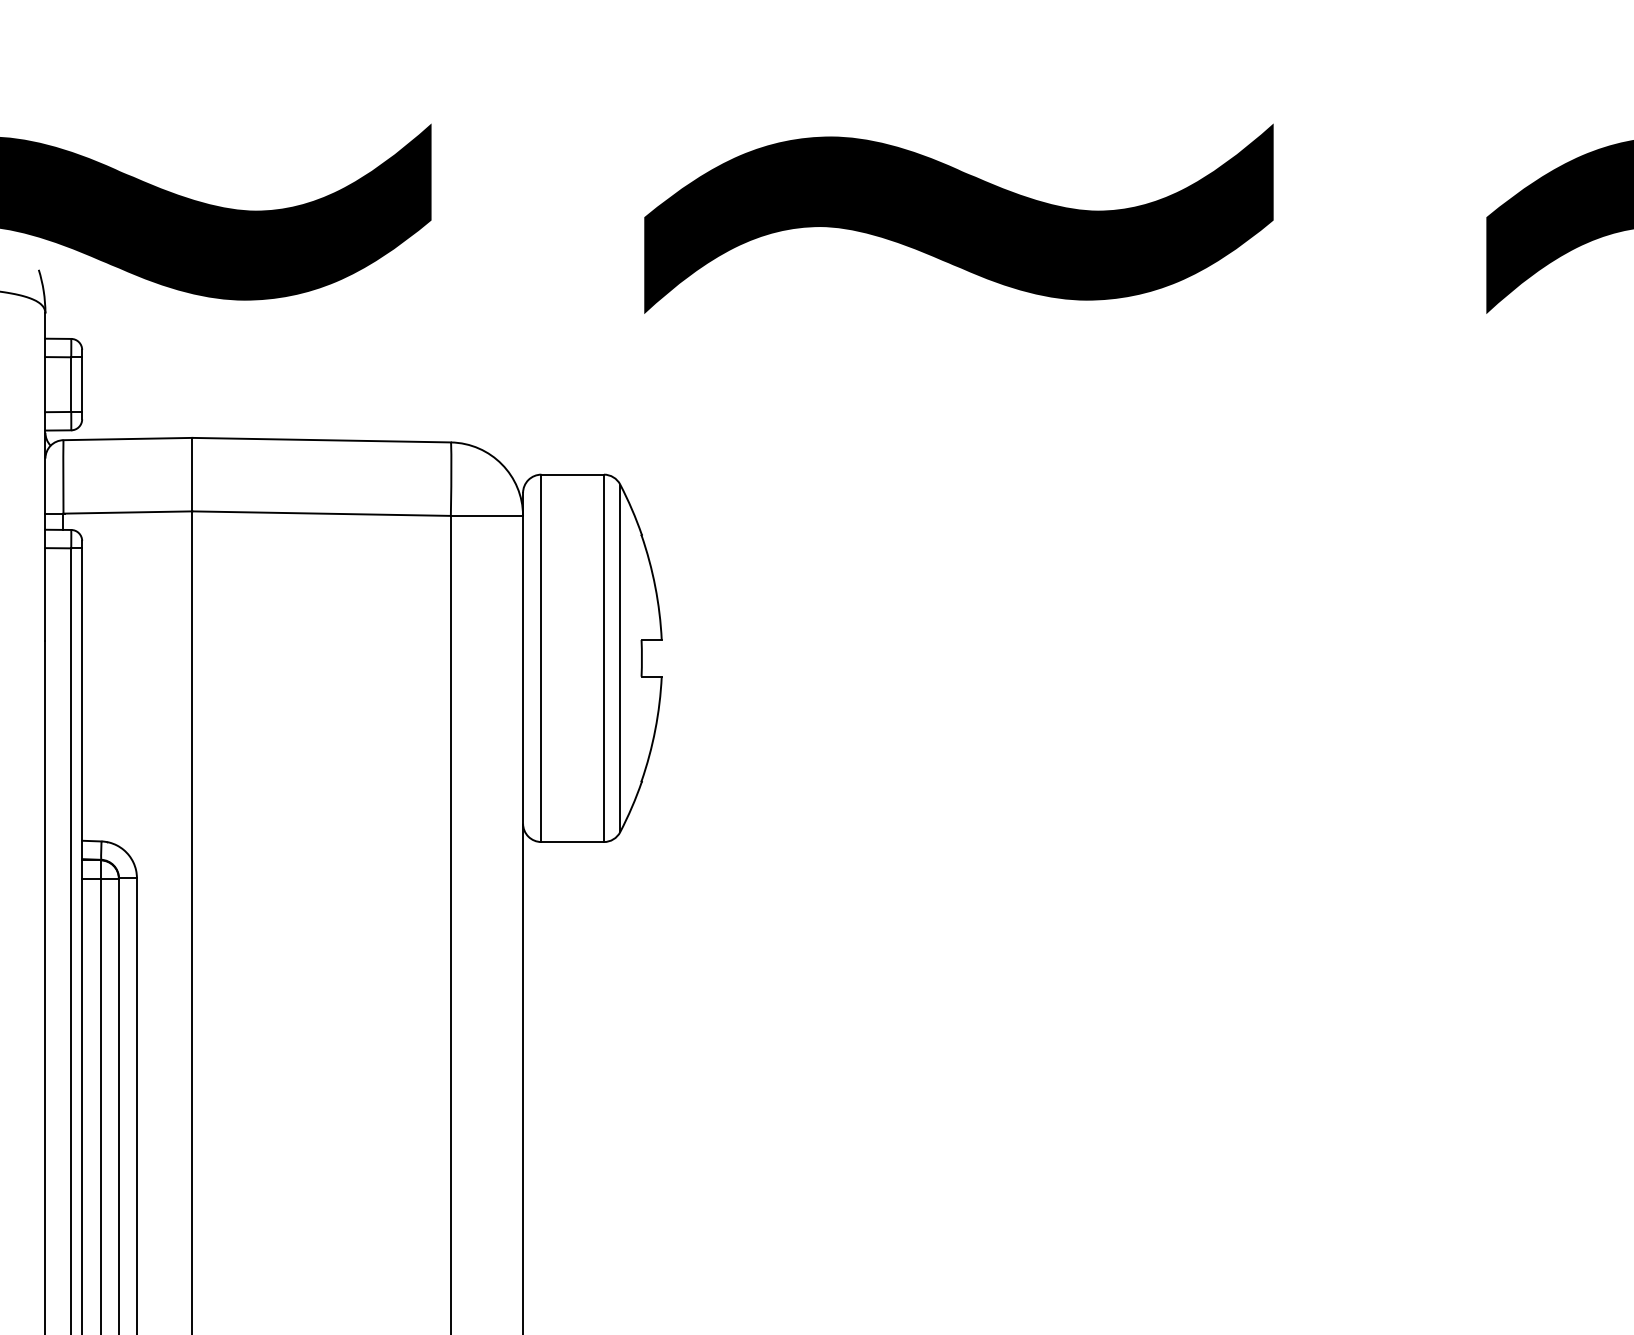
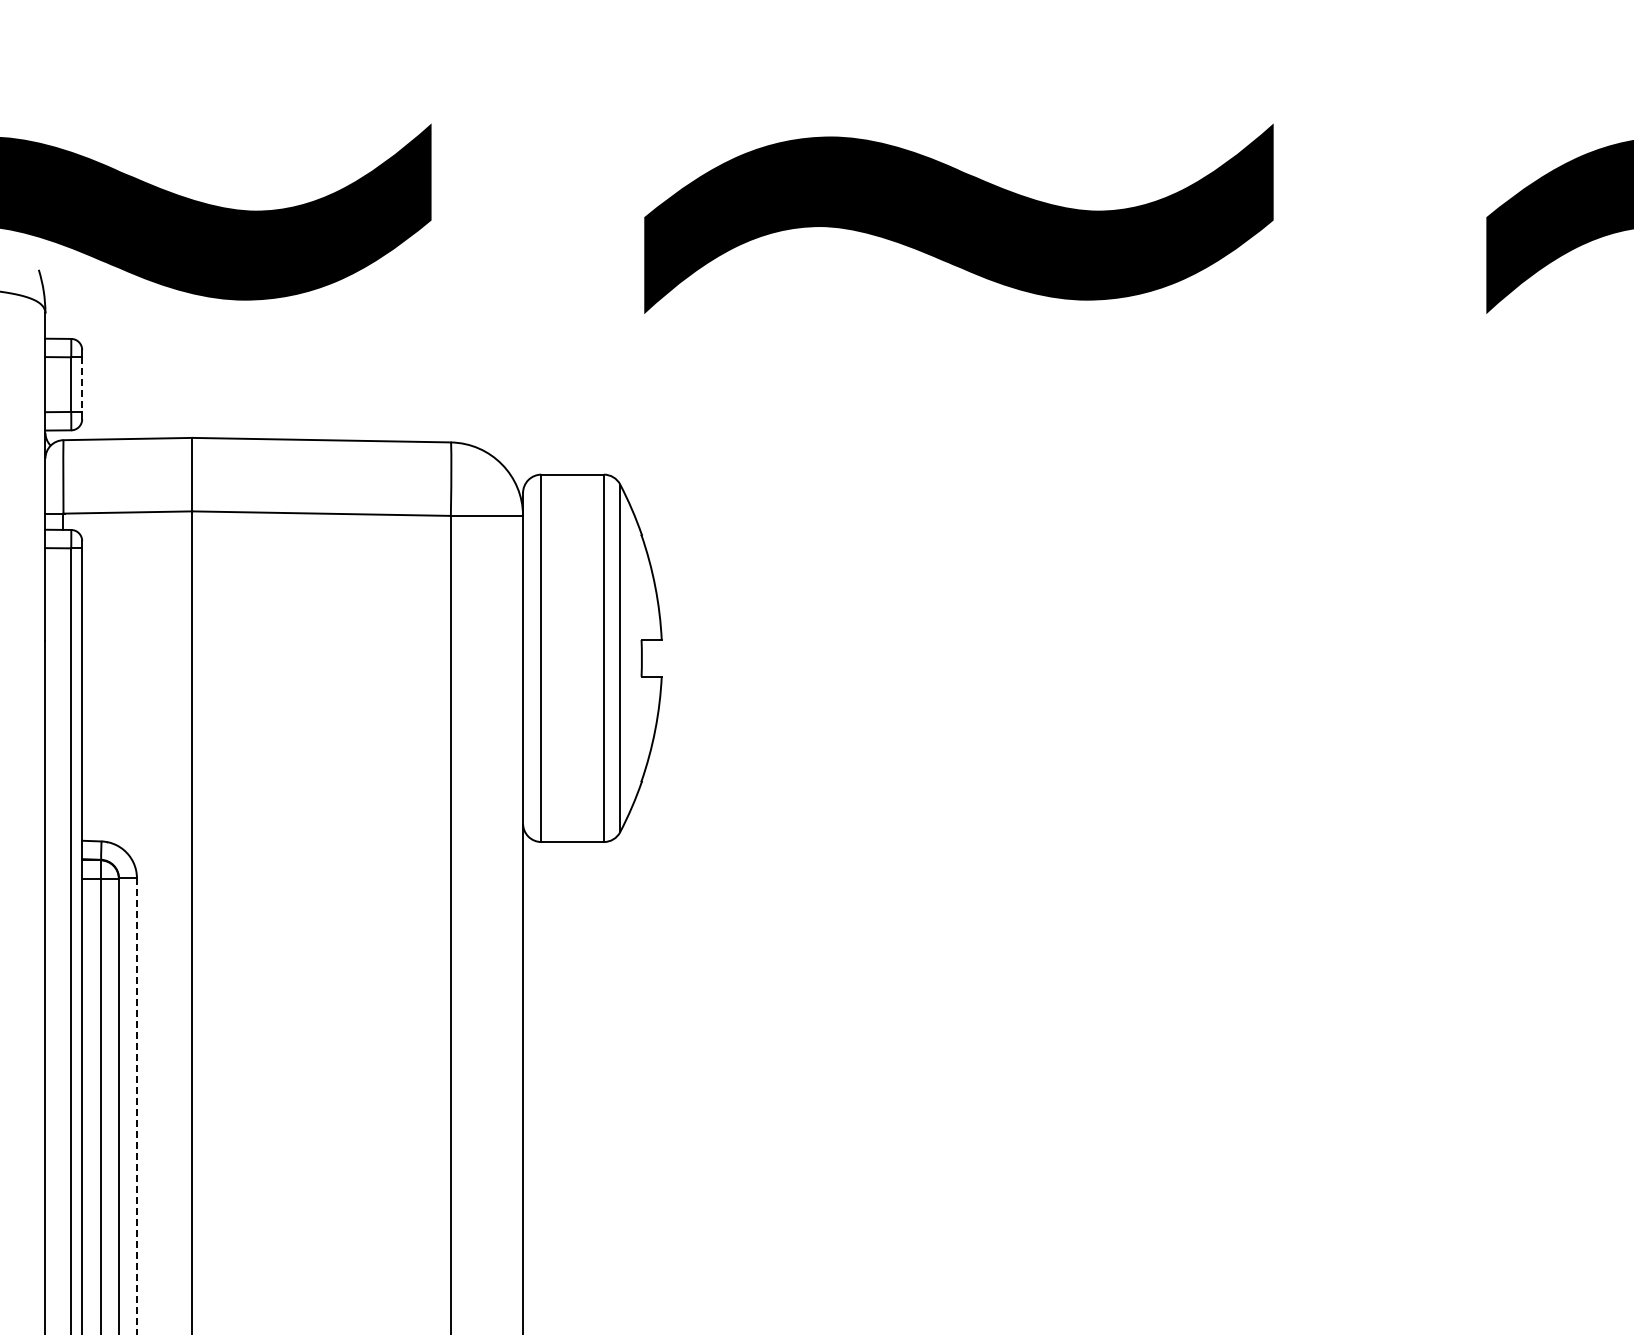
line: solid -> dashed (82, 385)
line: solid -> dashed (136, 1106)
